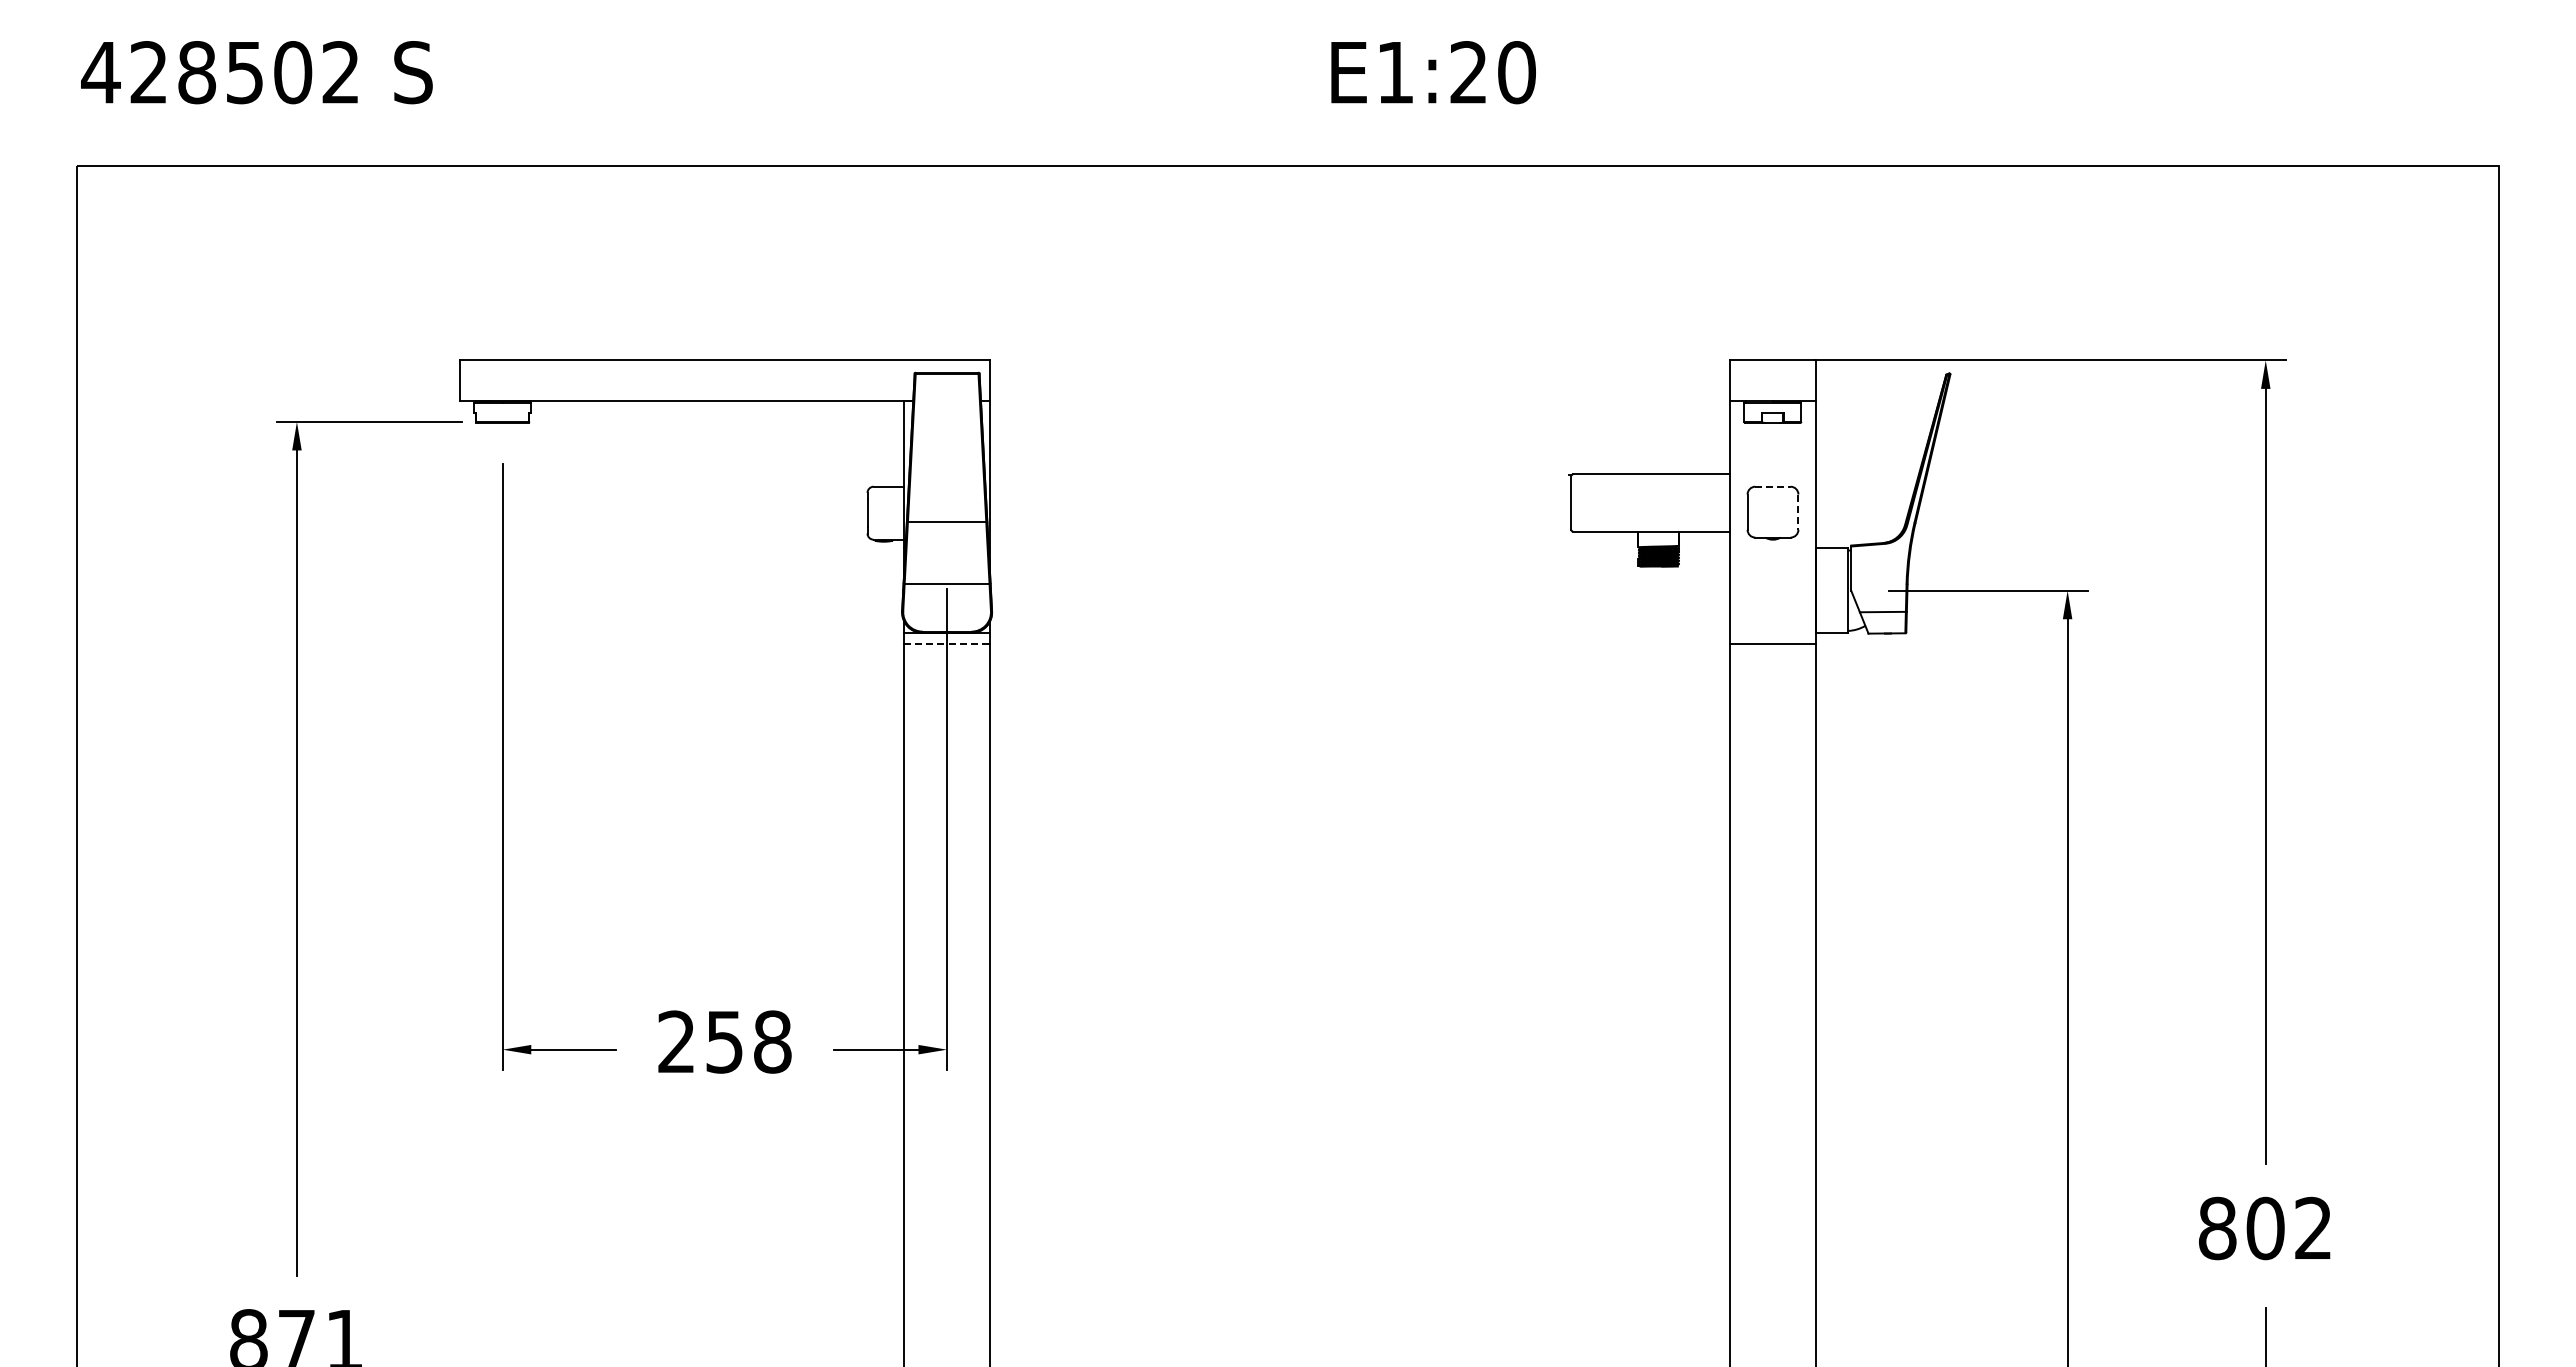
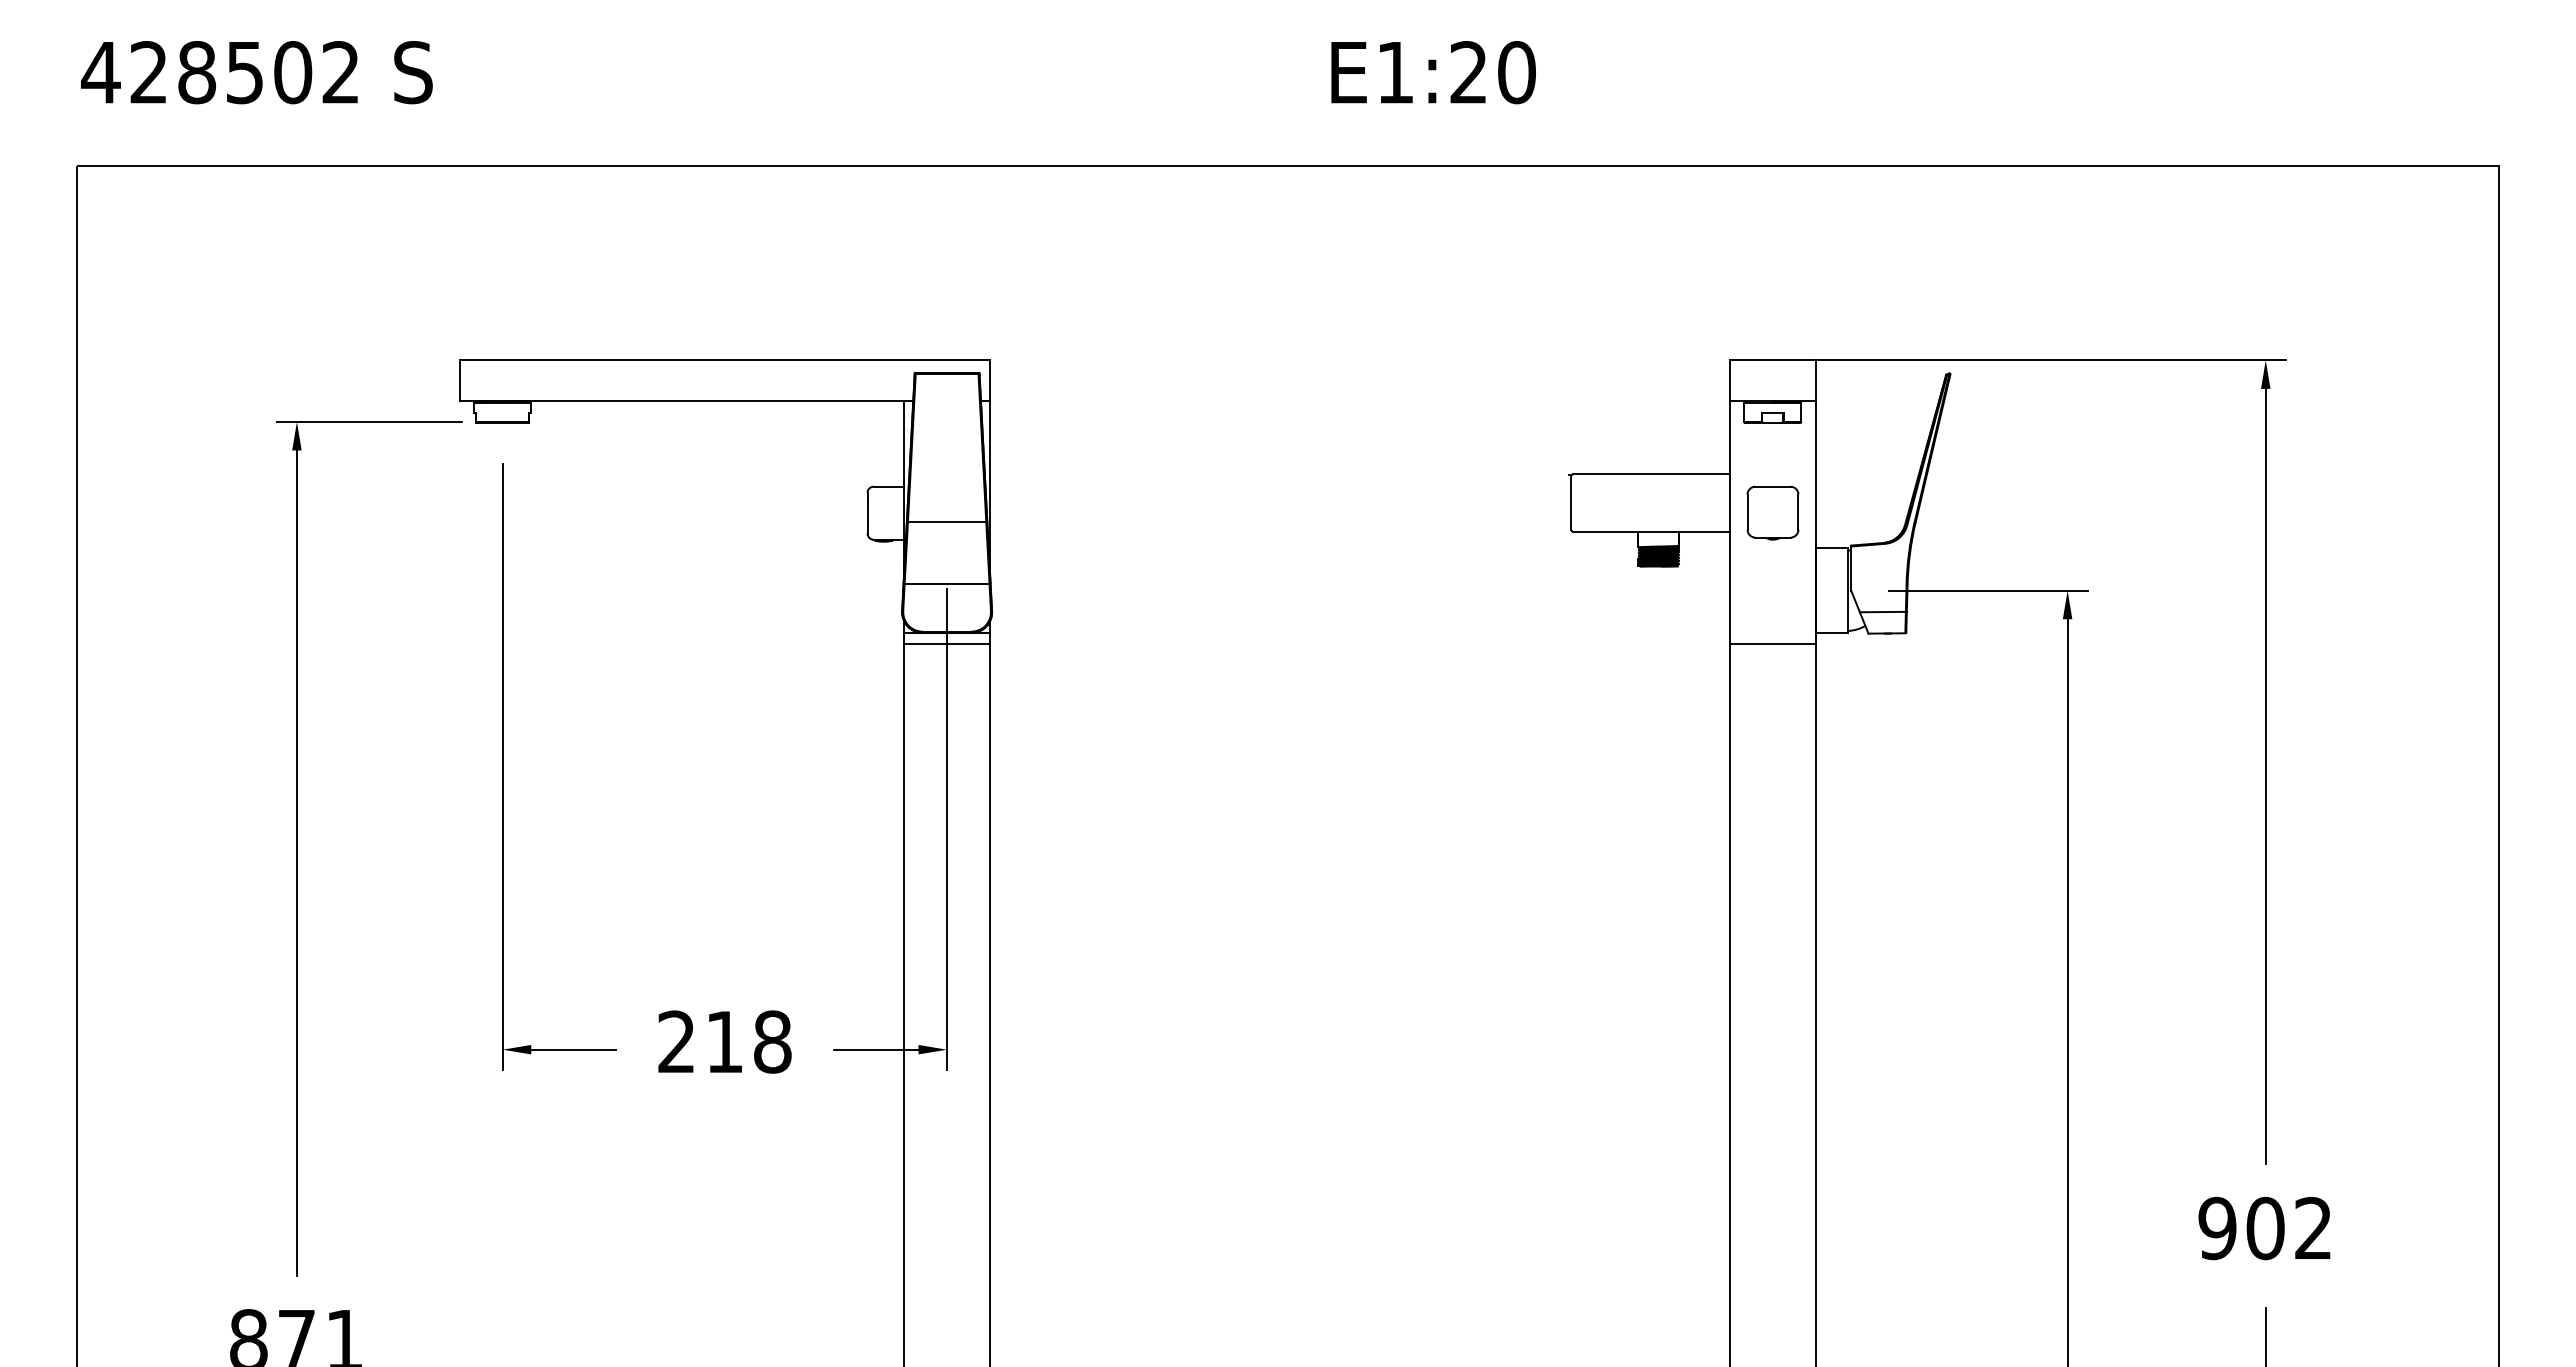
line: dashed -> solid (1772, 486)
line: dashed -> solid (1798, 512)
line: dashed -> solid (947, 643)
text: 258 -> 218 (724, 1042)
text: 802 -> 902 (2217, 1228)
